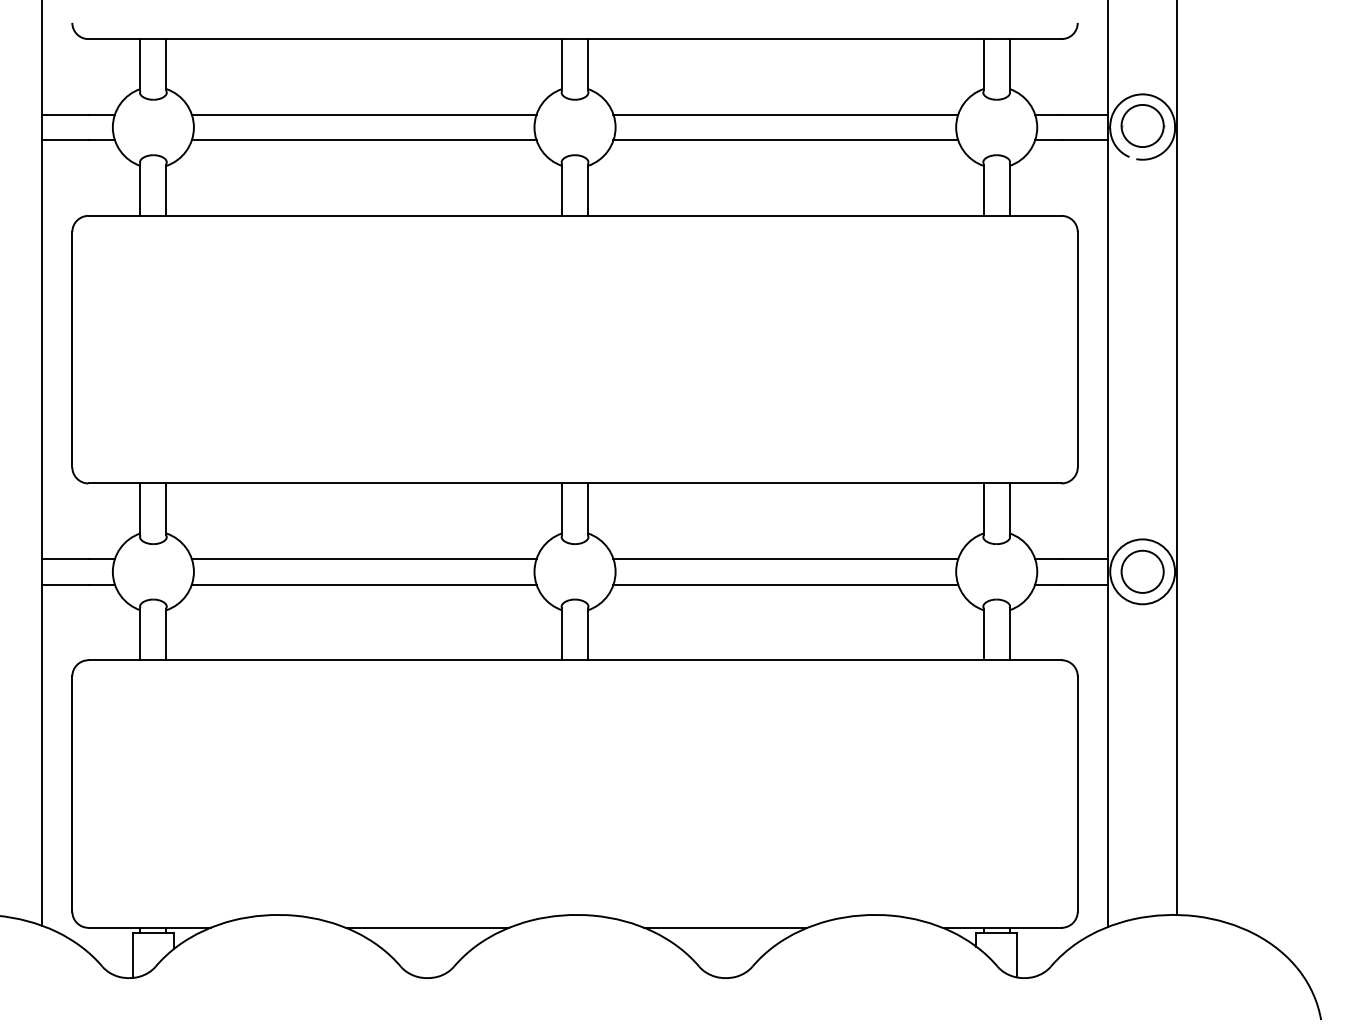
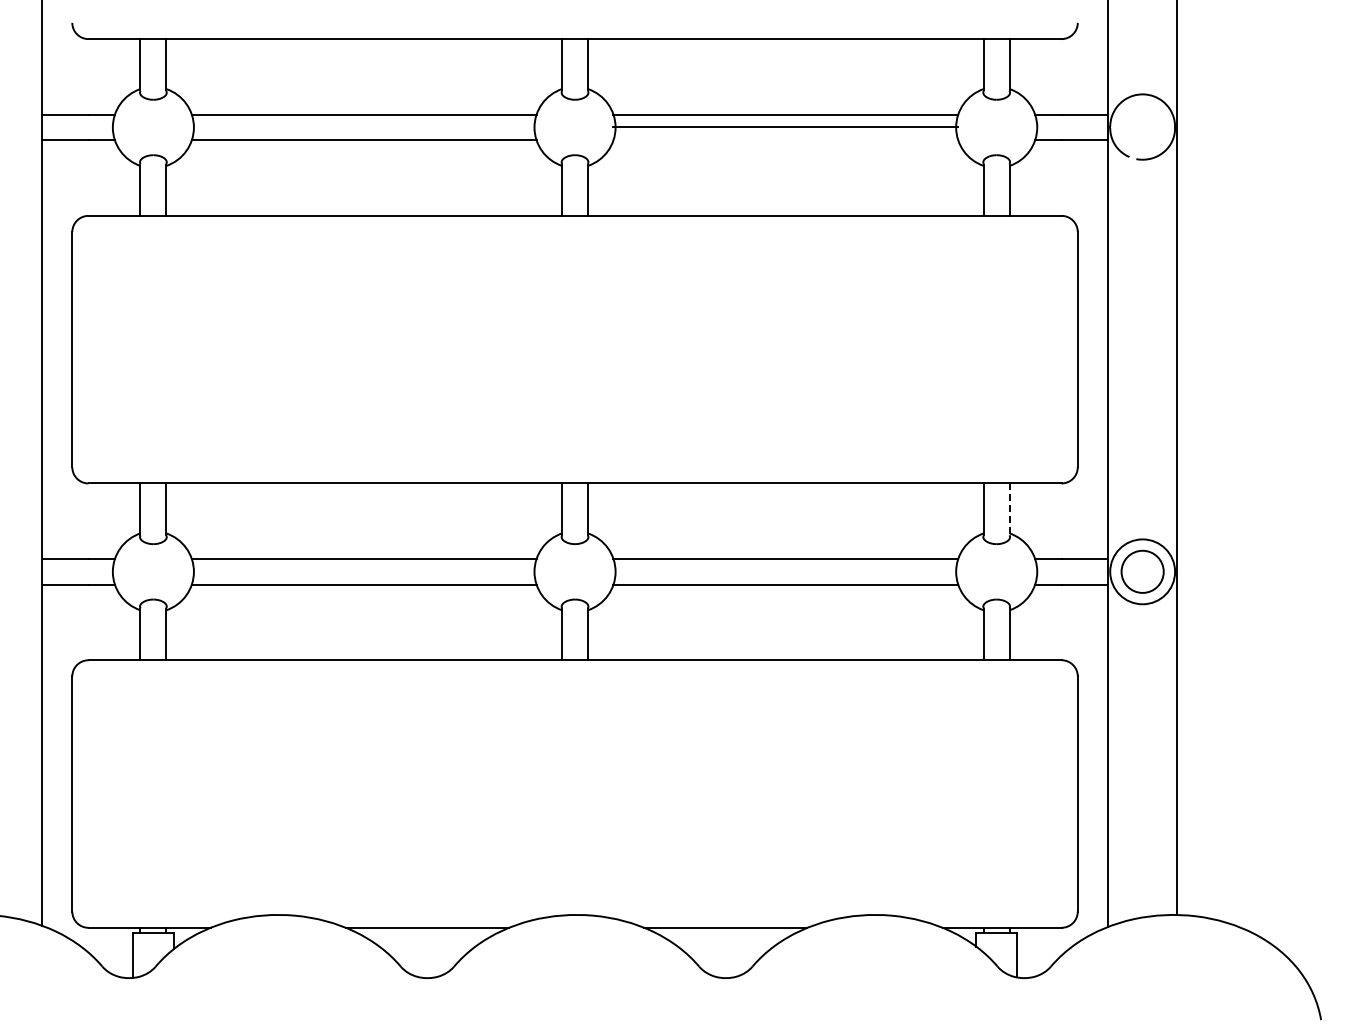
part: present -> none (1142, 125)
line position: (785, 140) -> (785, 127) (785, 127)
line: solid -> dashed (1009, 509)
